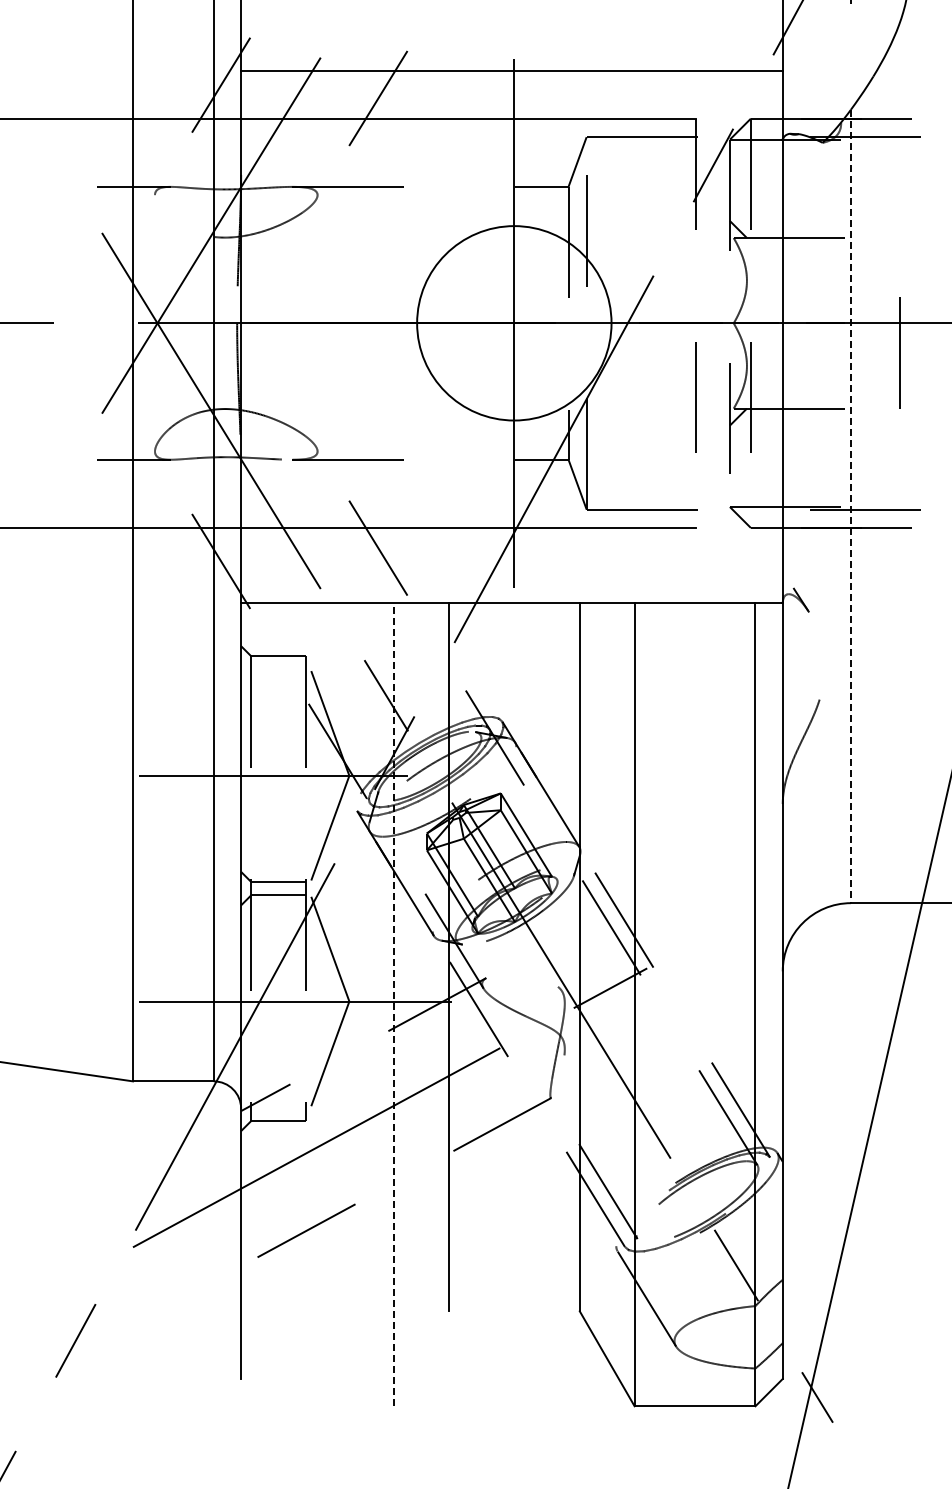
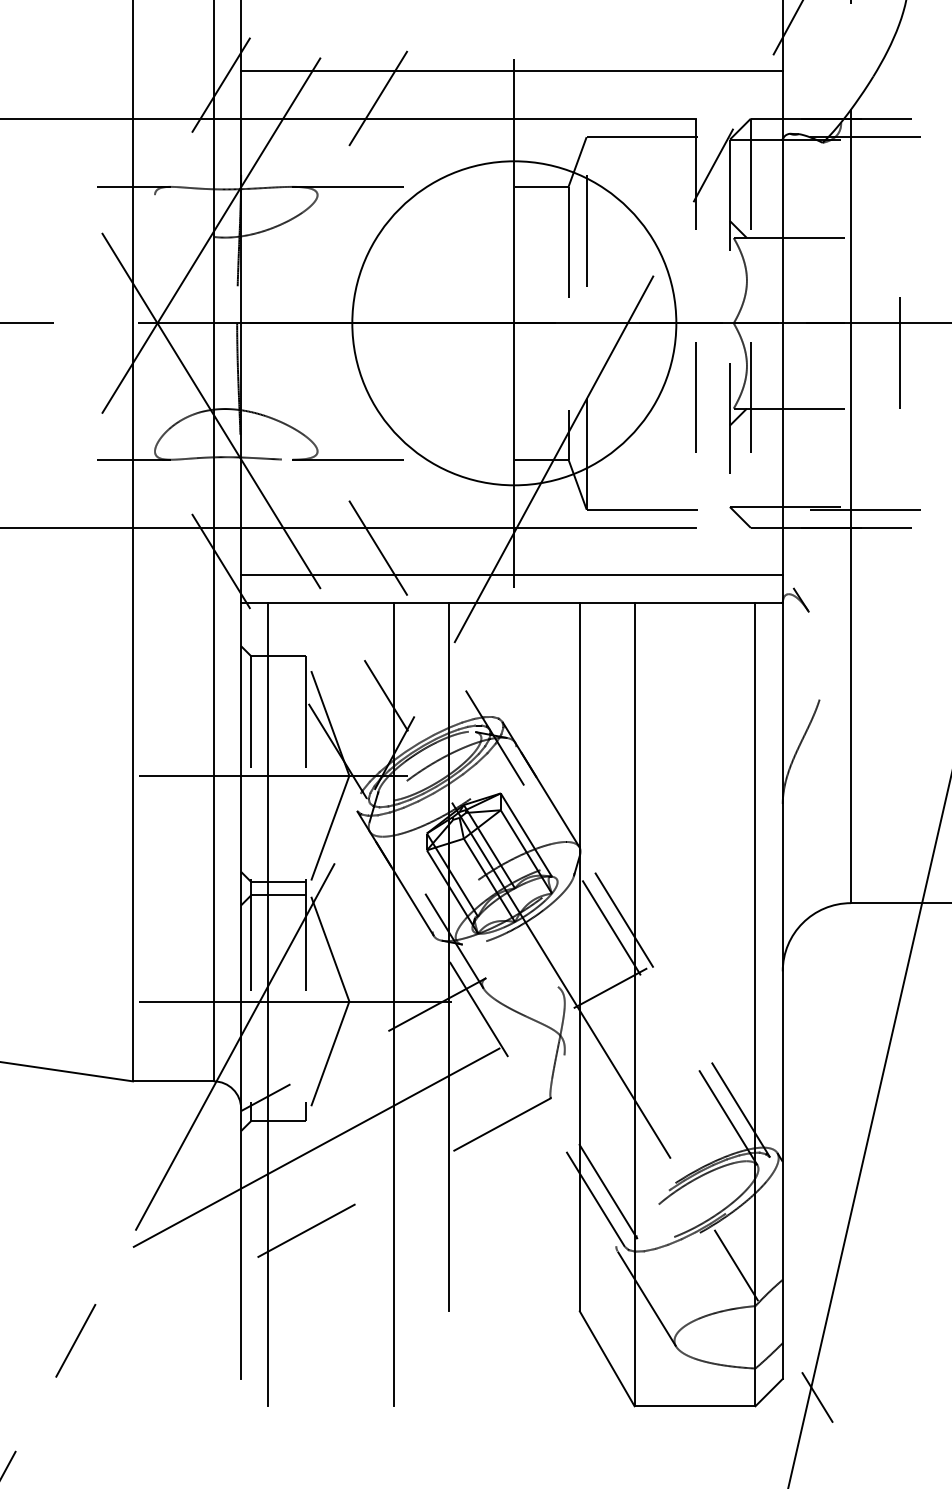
circle diameter: 194 px -> 324 px (514, 323)
line: dashed -> solid (850, 506)
line: none -> present (511, 575)
line: none -> present (268, 1004)
line: dashed -> solid (394, 1004)
